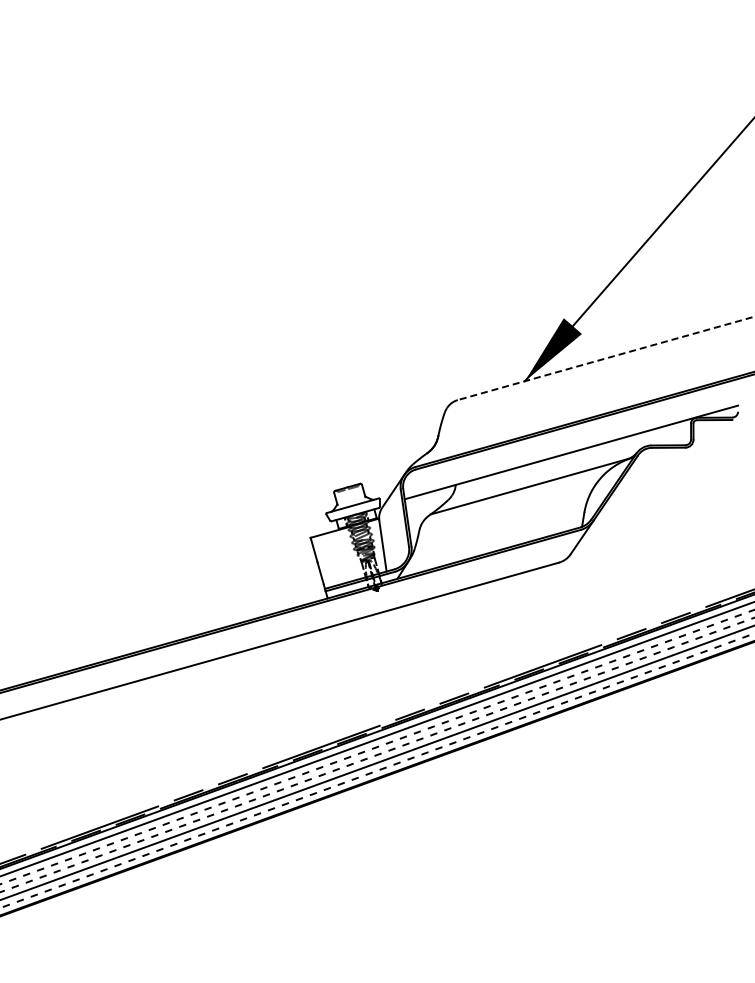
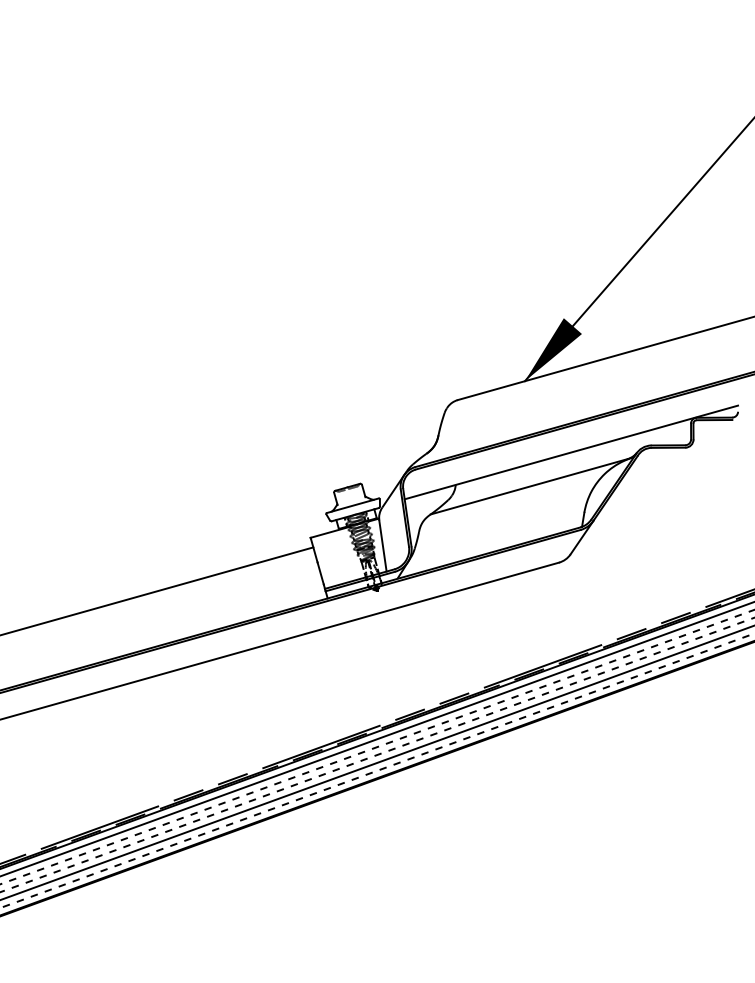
line: dashed -> solid (605, 358)
line: none -> present (157, 590)
